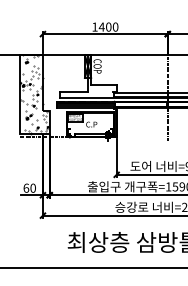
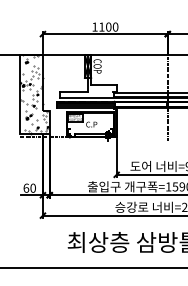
text: 1400 -> 1100 (101, 26)
